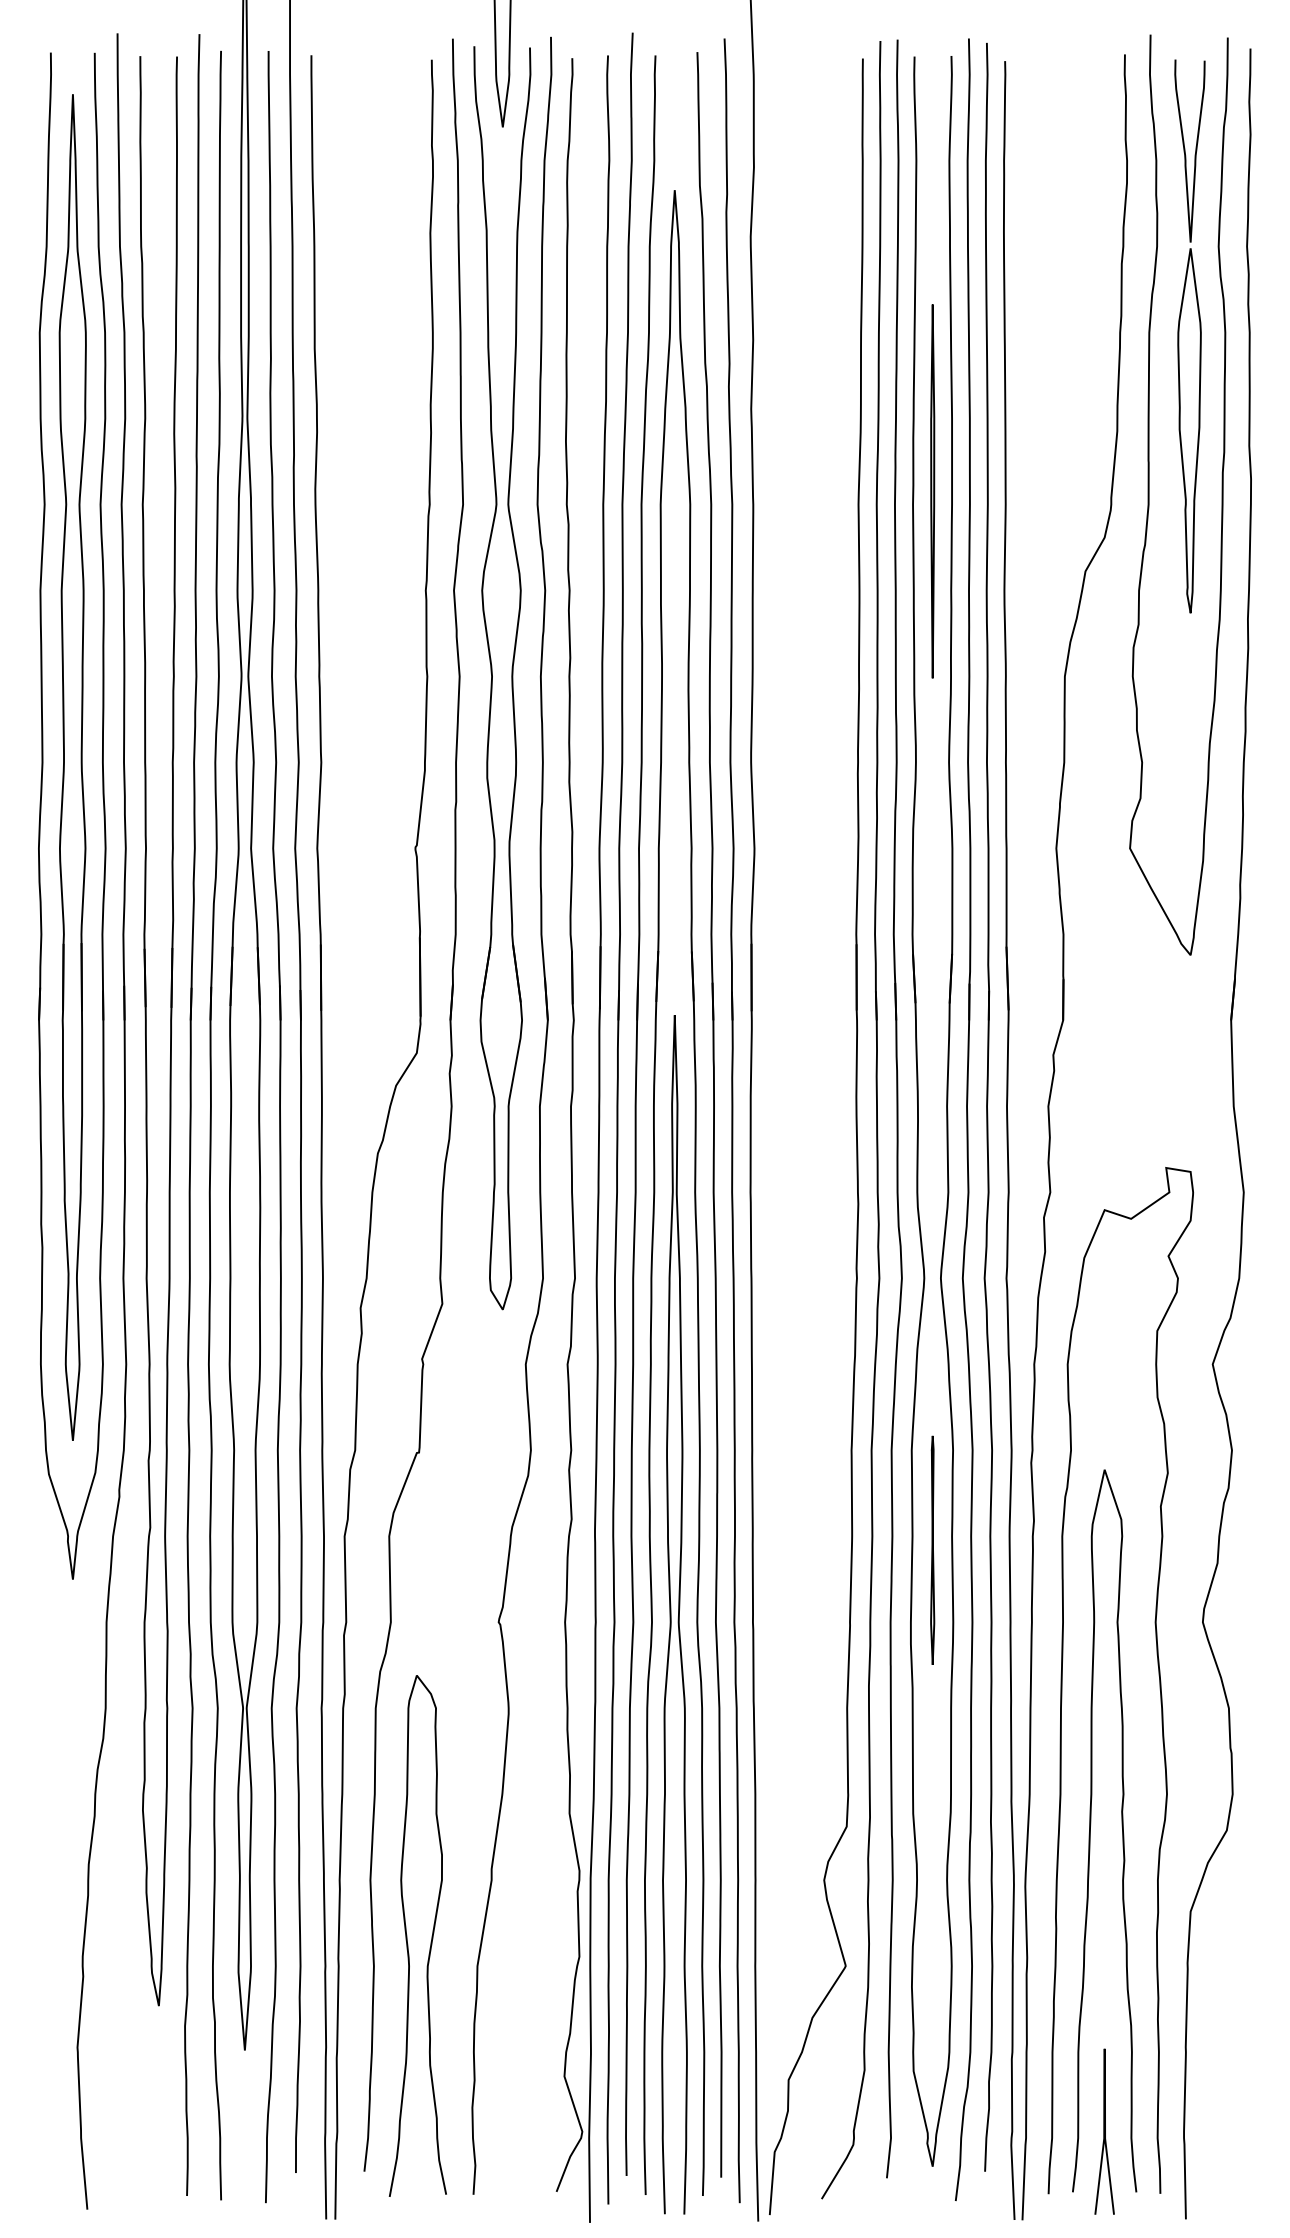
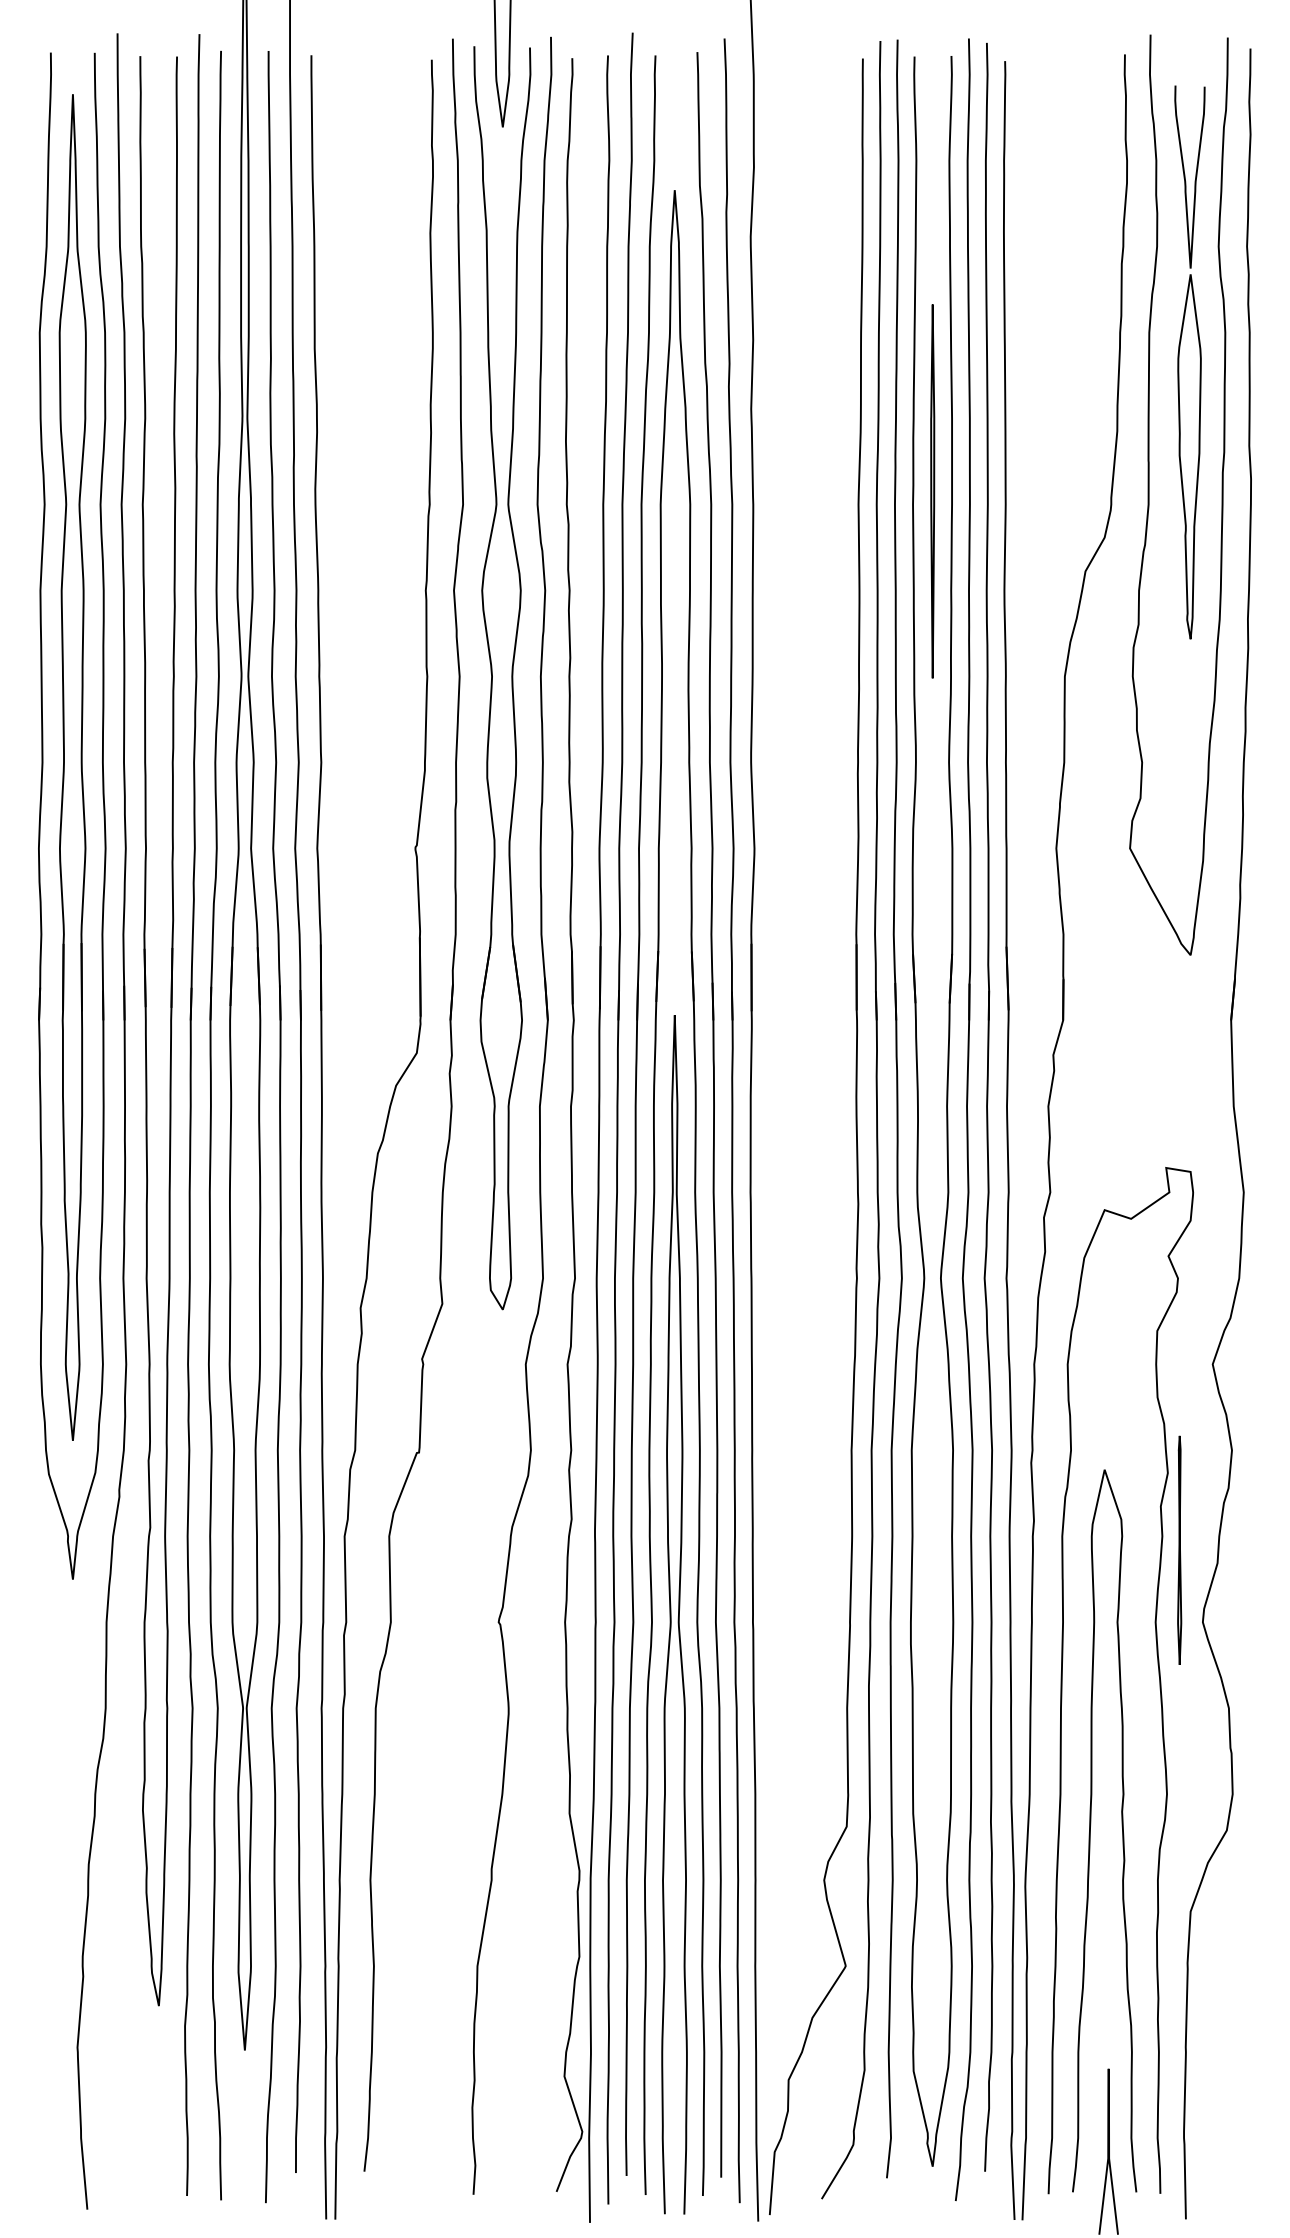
part position: (1189, 336) -> (1189, 362) (1189, 362)
part position: (932, 1549) -> (1179, 1549) (1179, 1549)
curve: present -> none (407, 1935)
curve position: (1104, 2131) -> (1108, 2151) (1108, 2151)
